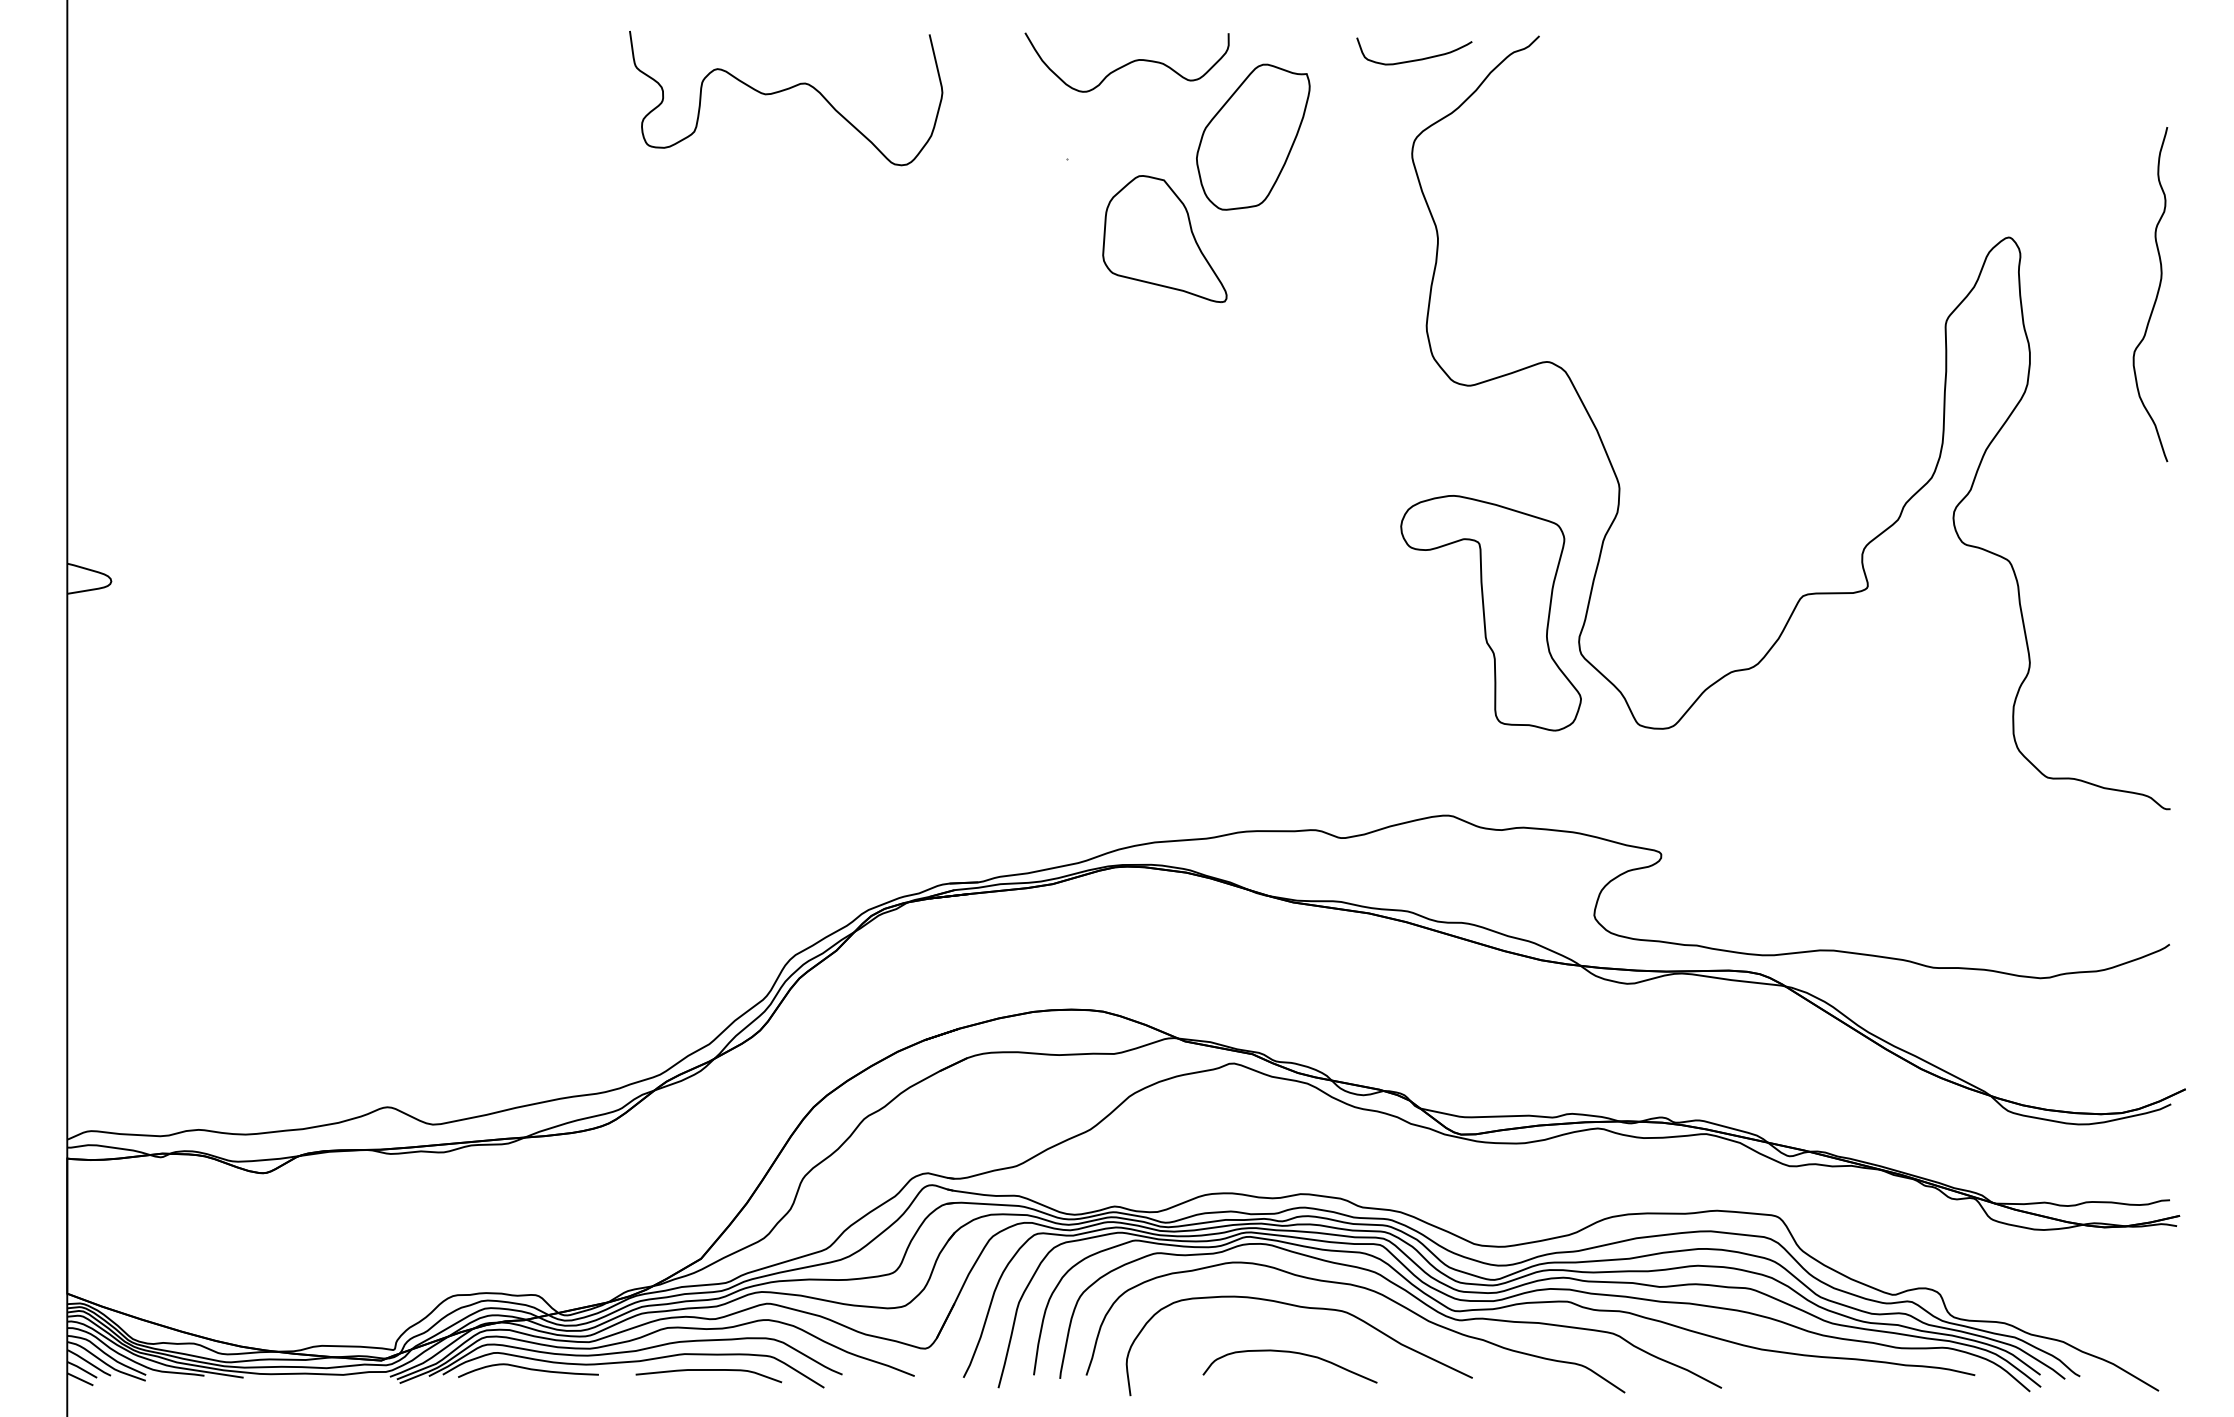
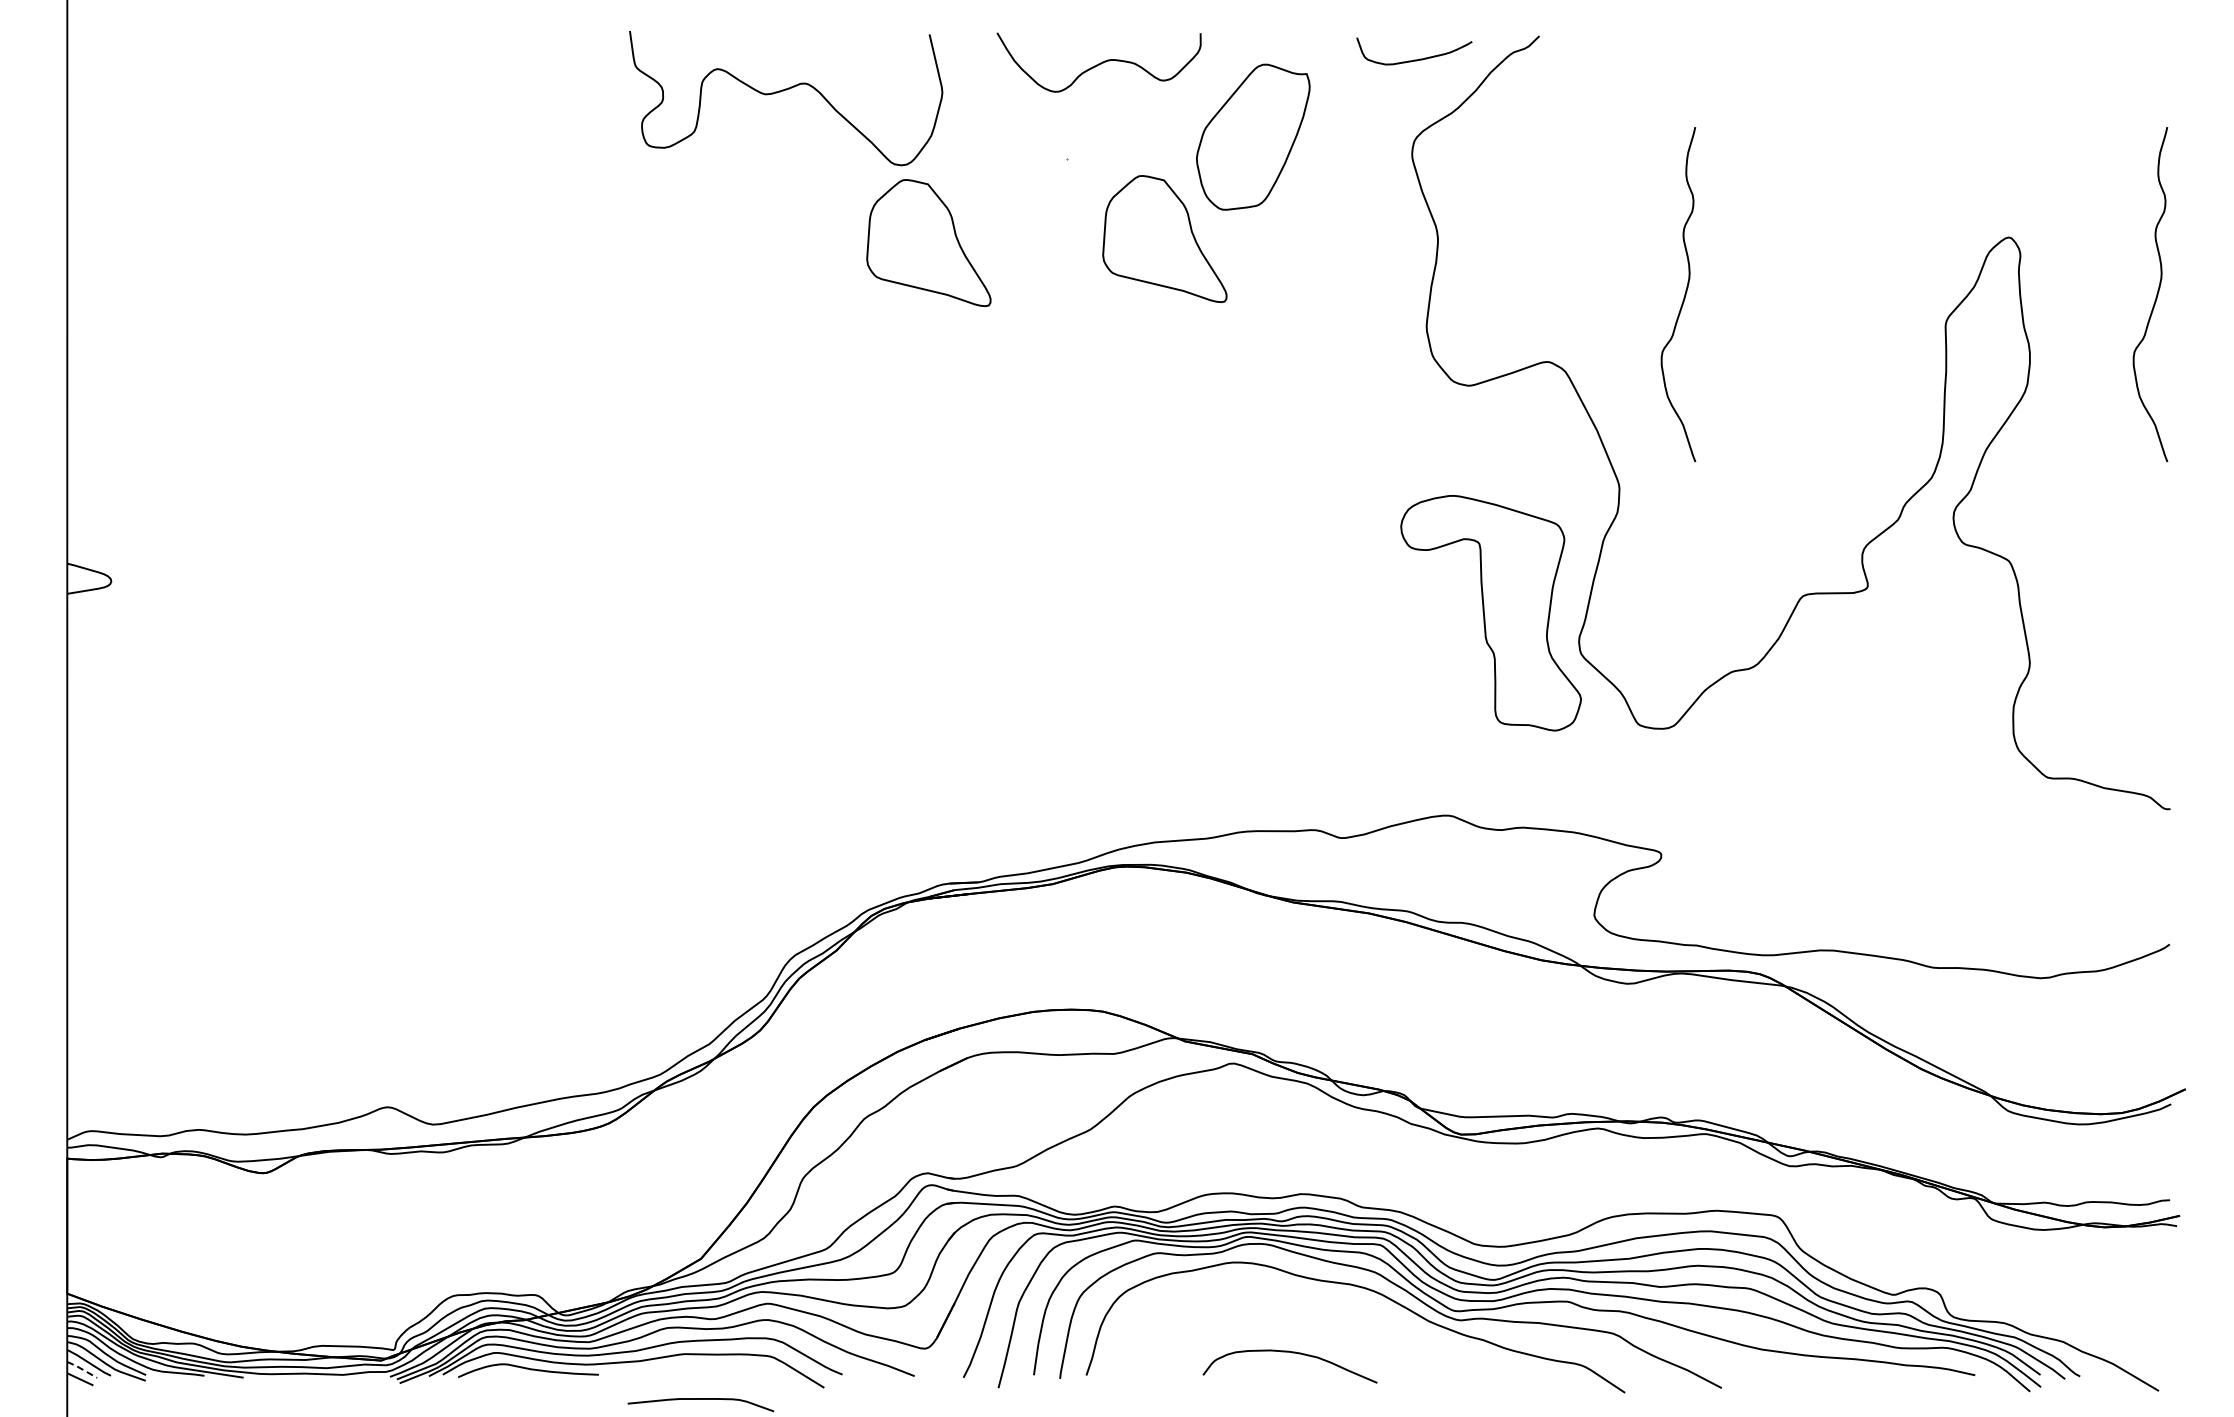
curve position: (1126, 63) -> (1098, 63) (1098, 63)
part: none -> present (928, 243)
curve: none -> present (1683, 297)
curve: present -> none (1303, 1308)
line: solid -> dashed (81, 1369)
curve position: (708, 1370) -> (700, 1399) (700, 1399)
